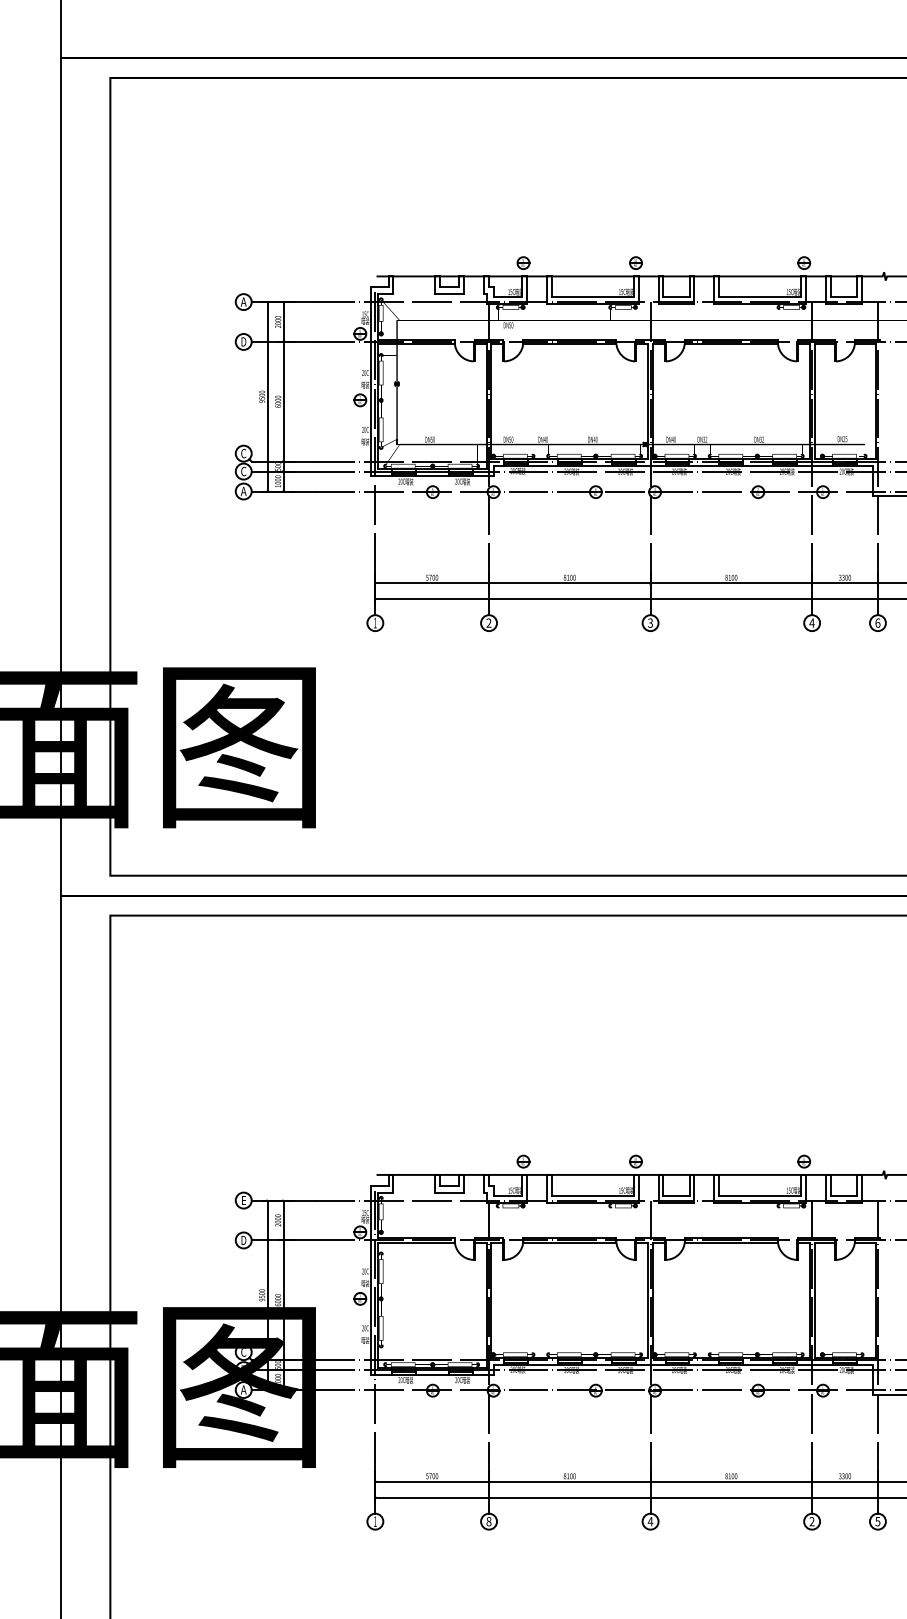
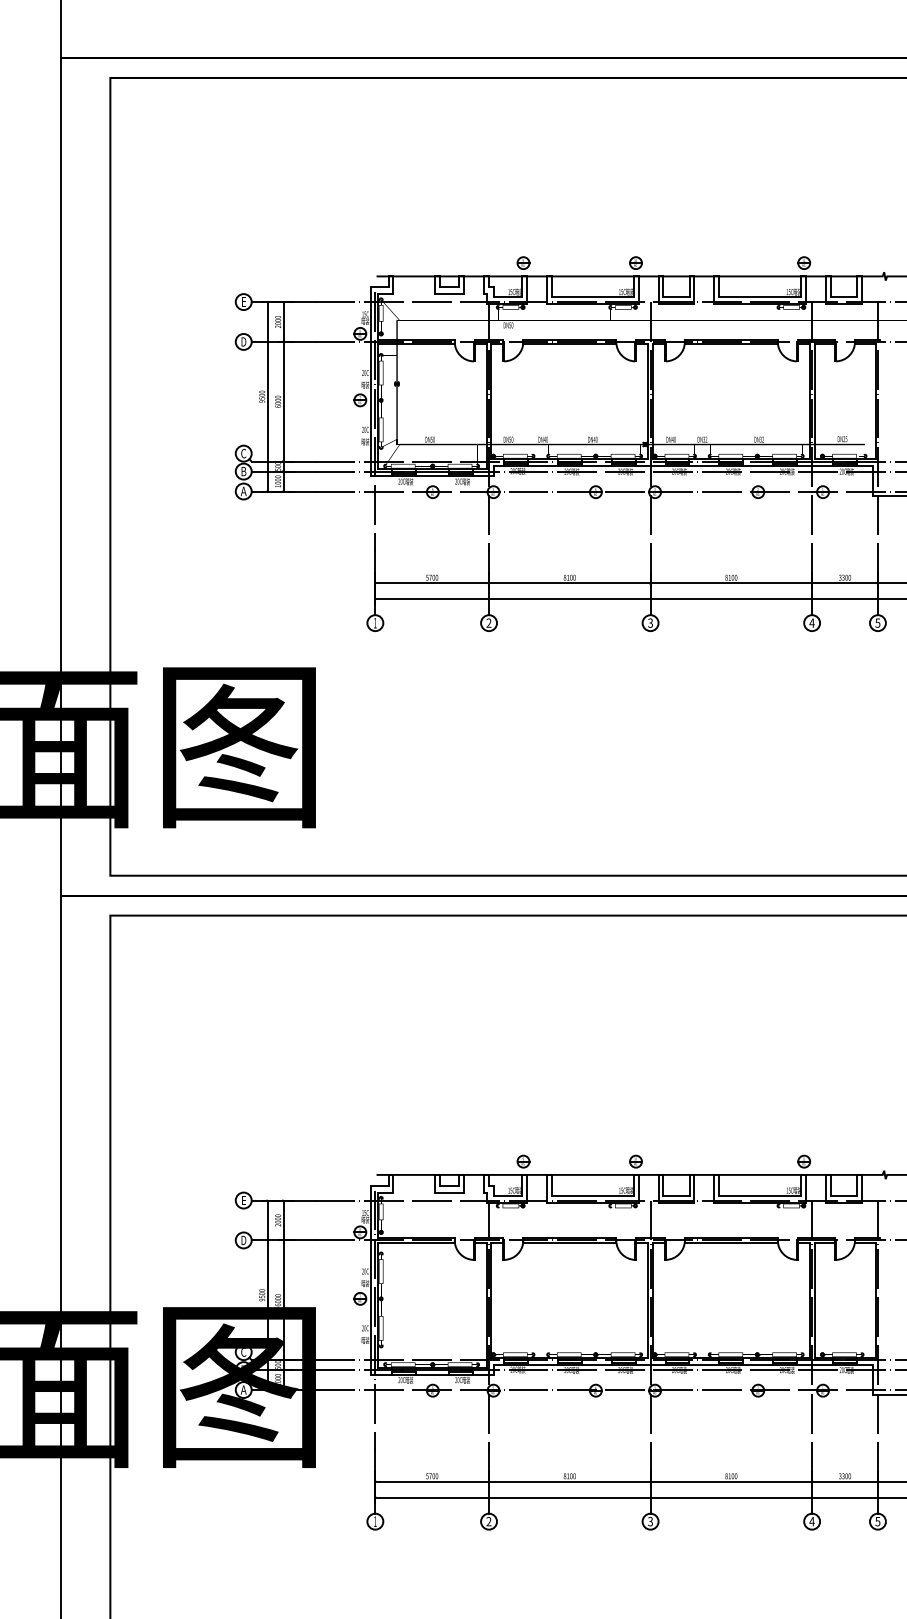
text: A -> E (243, 301)
text: C -> B (243, 471)
text: 6 -> 5 (877, 622)
text: 8 -> 2 (488, 1521)
text: 4 -> 3 (650, 1521)
text: 2 -> 4 (811, 1521)
